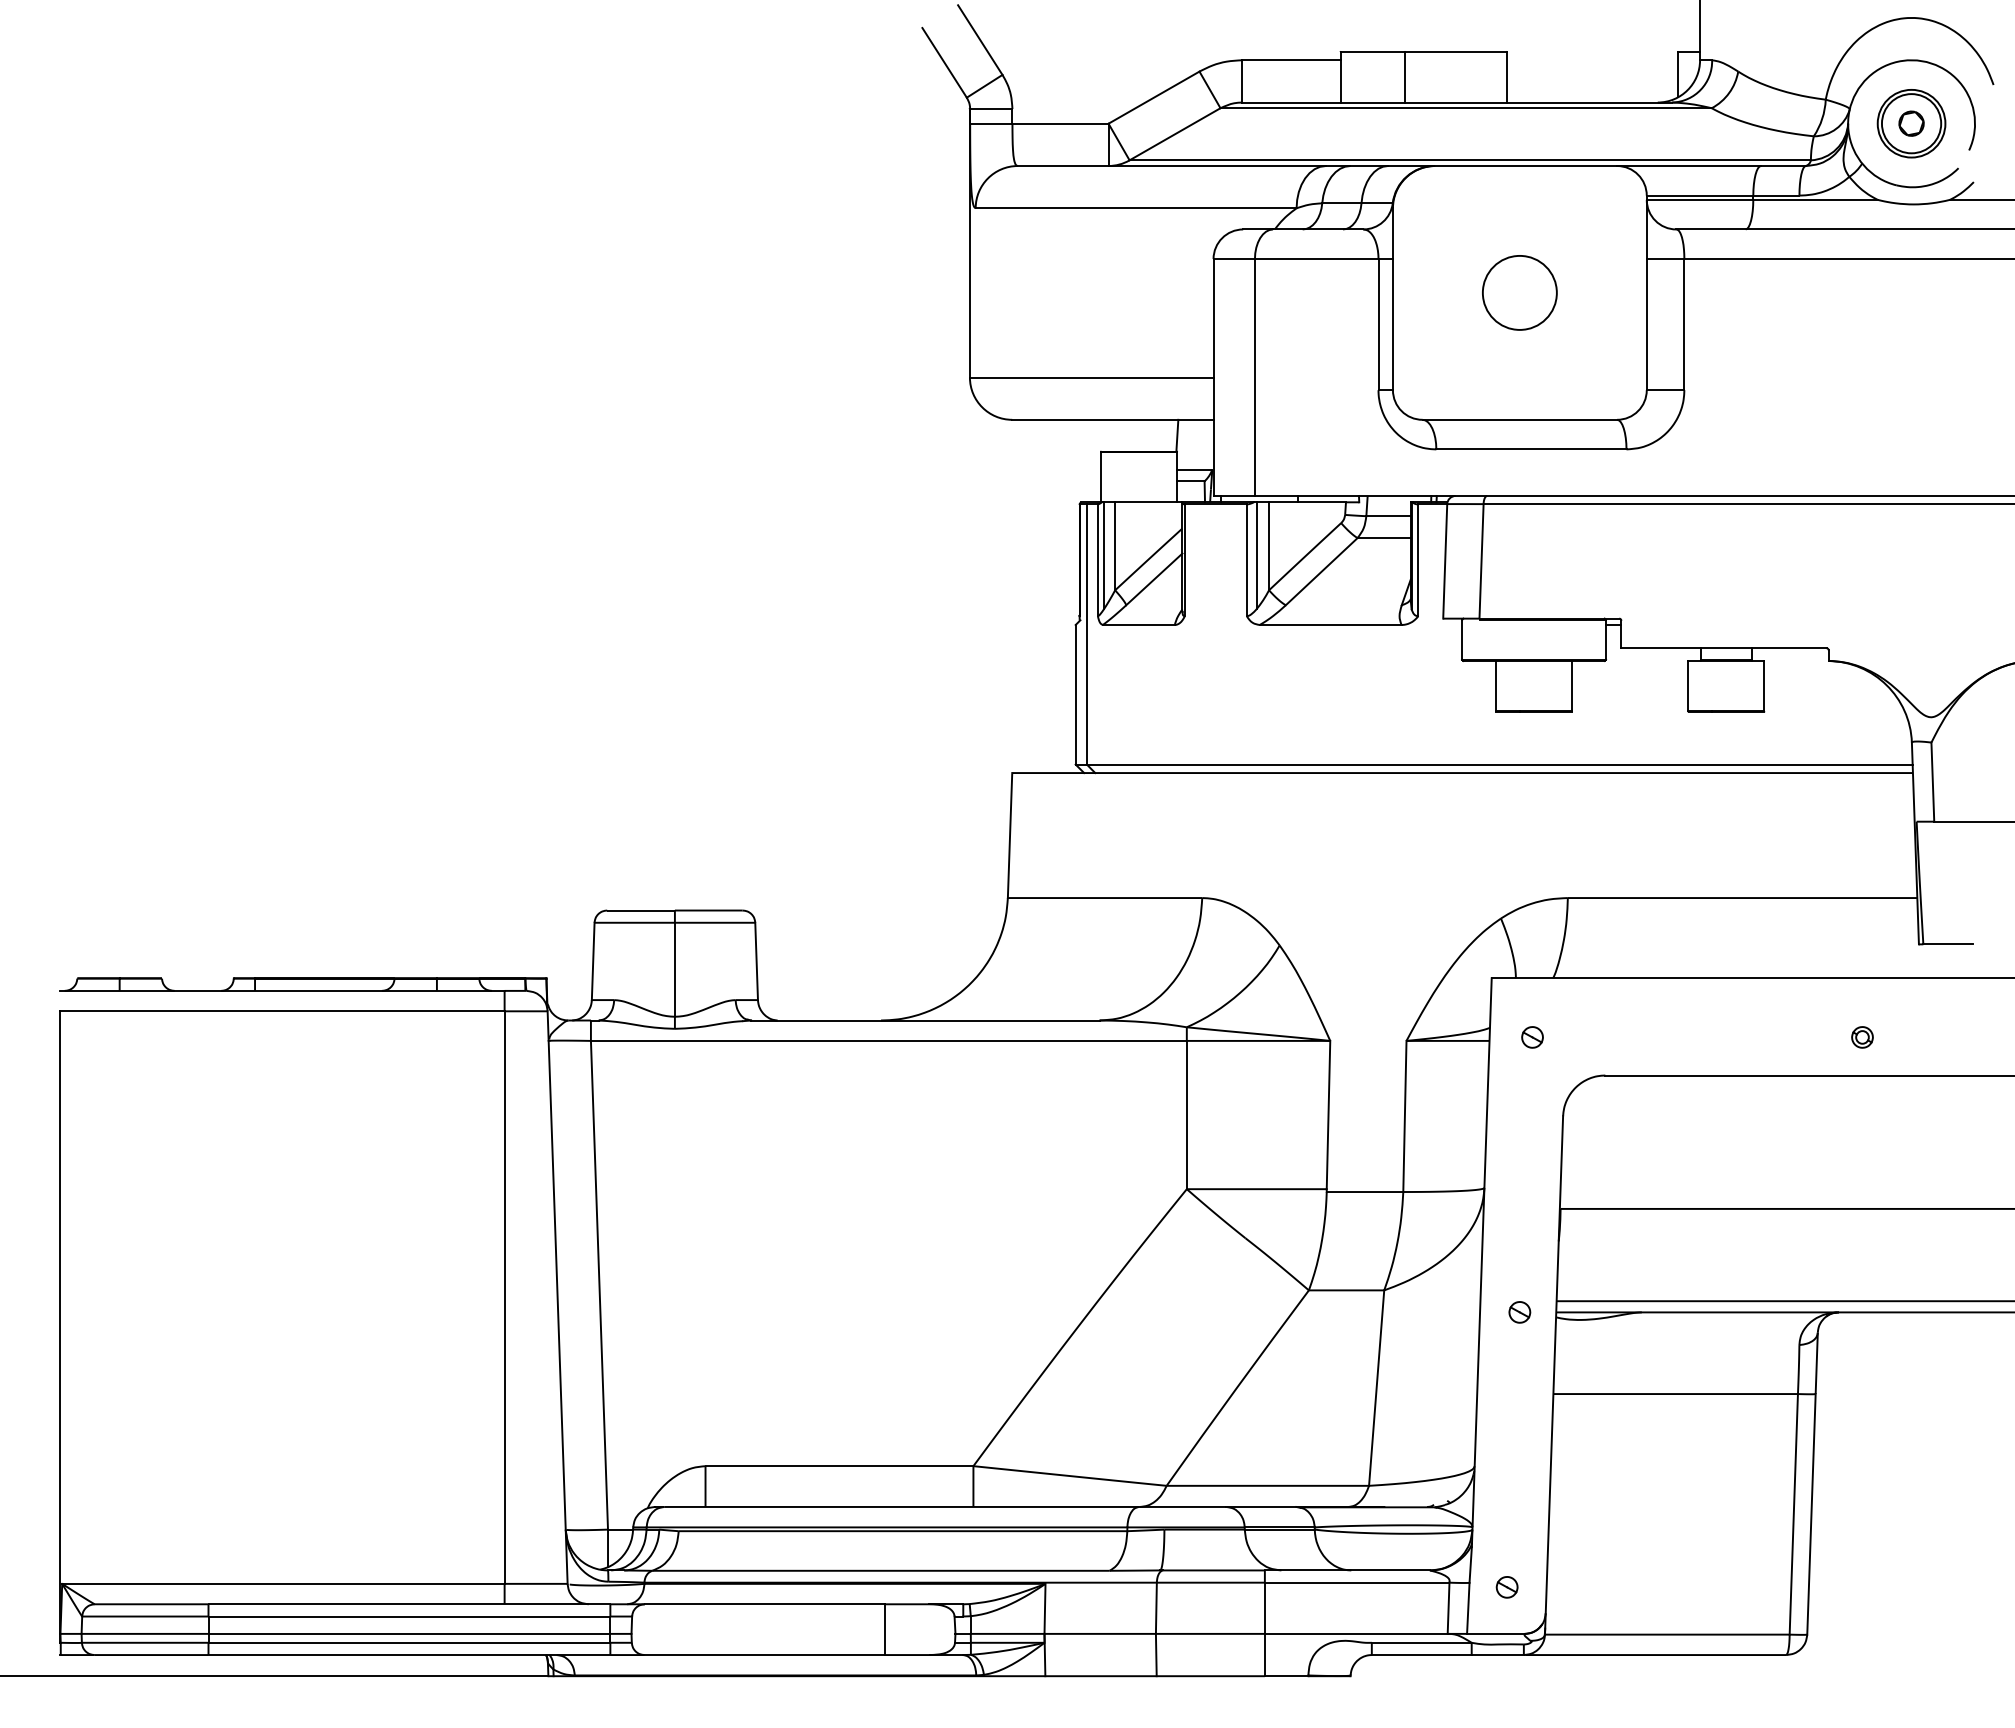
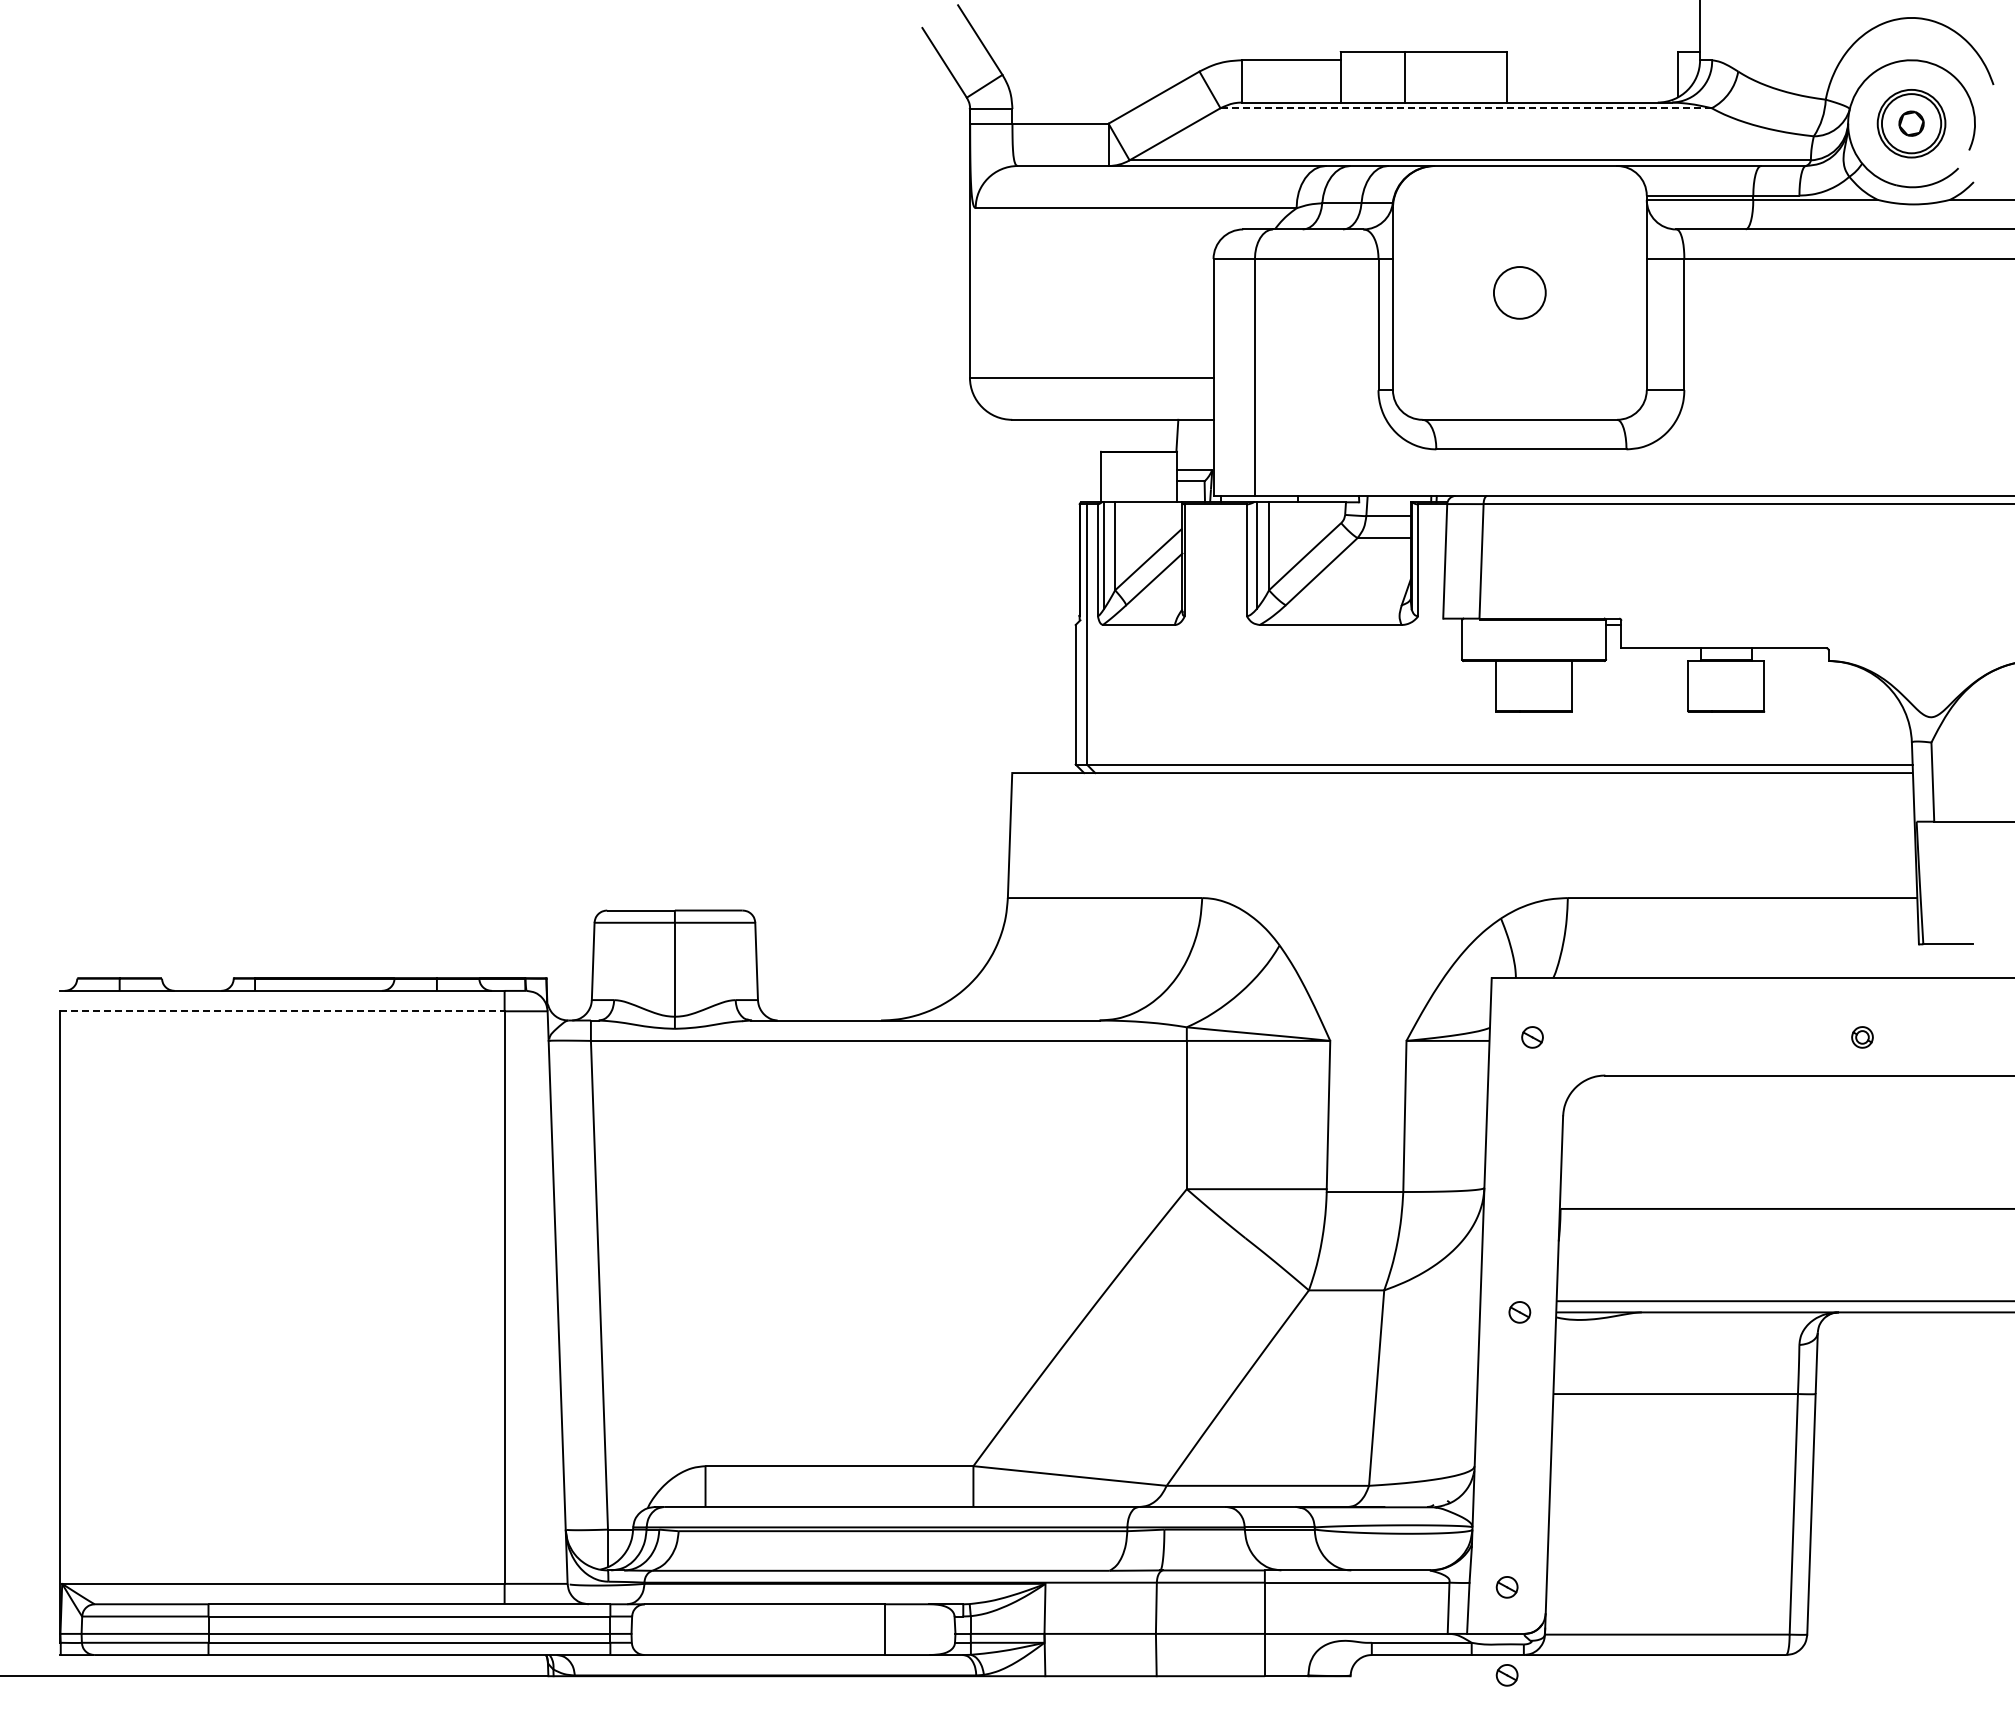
line: solid -> dashed (1466, 108)
circle diameter: 74 px -> 52 px (1519, 292)
line: solid -> dashed (283, 1011)
part: none -> present (1506, 1675)
